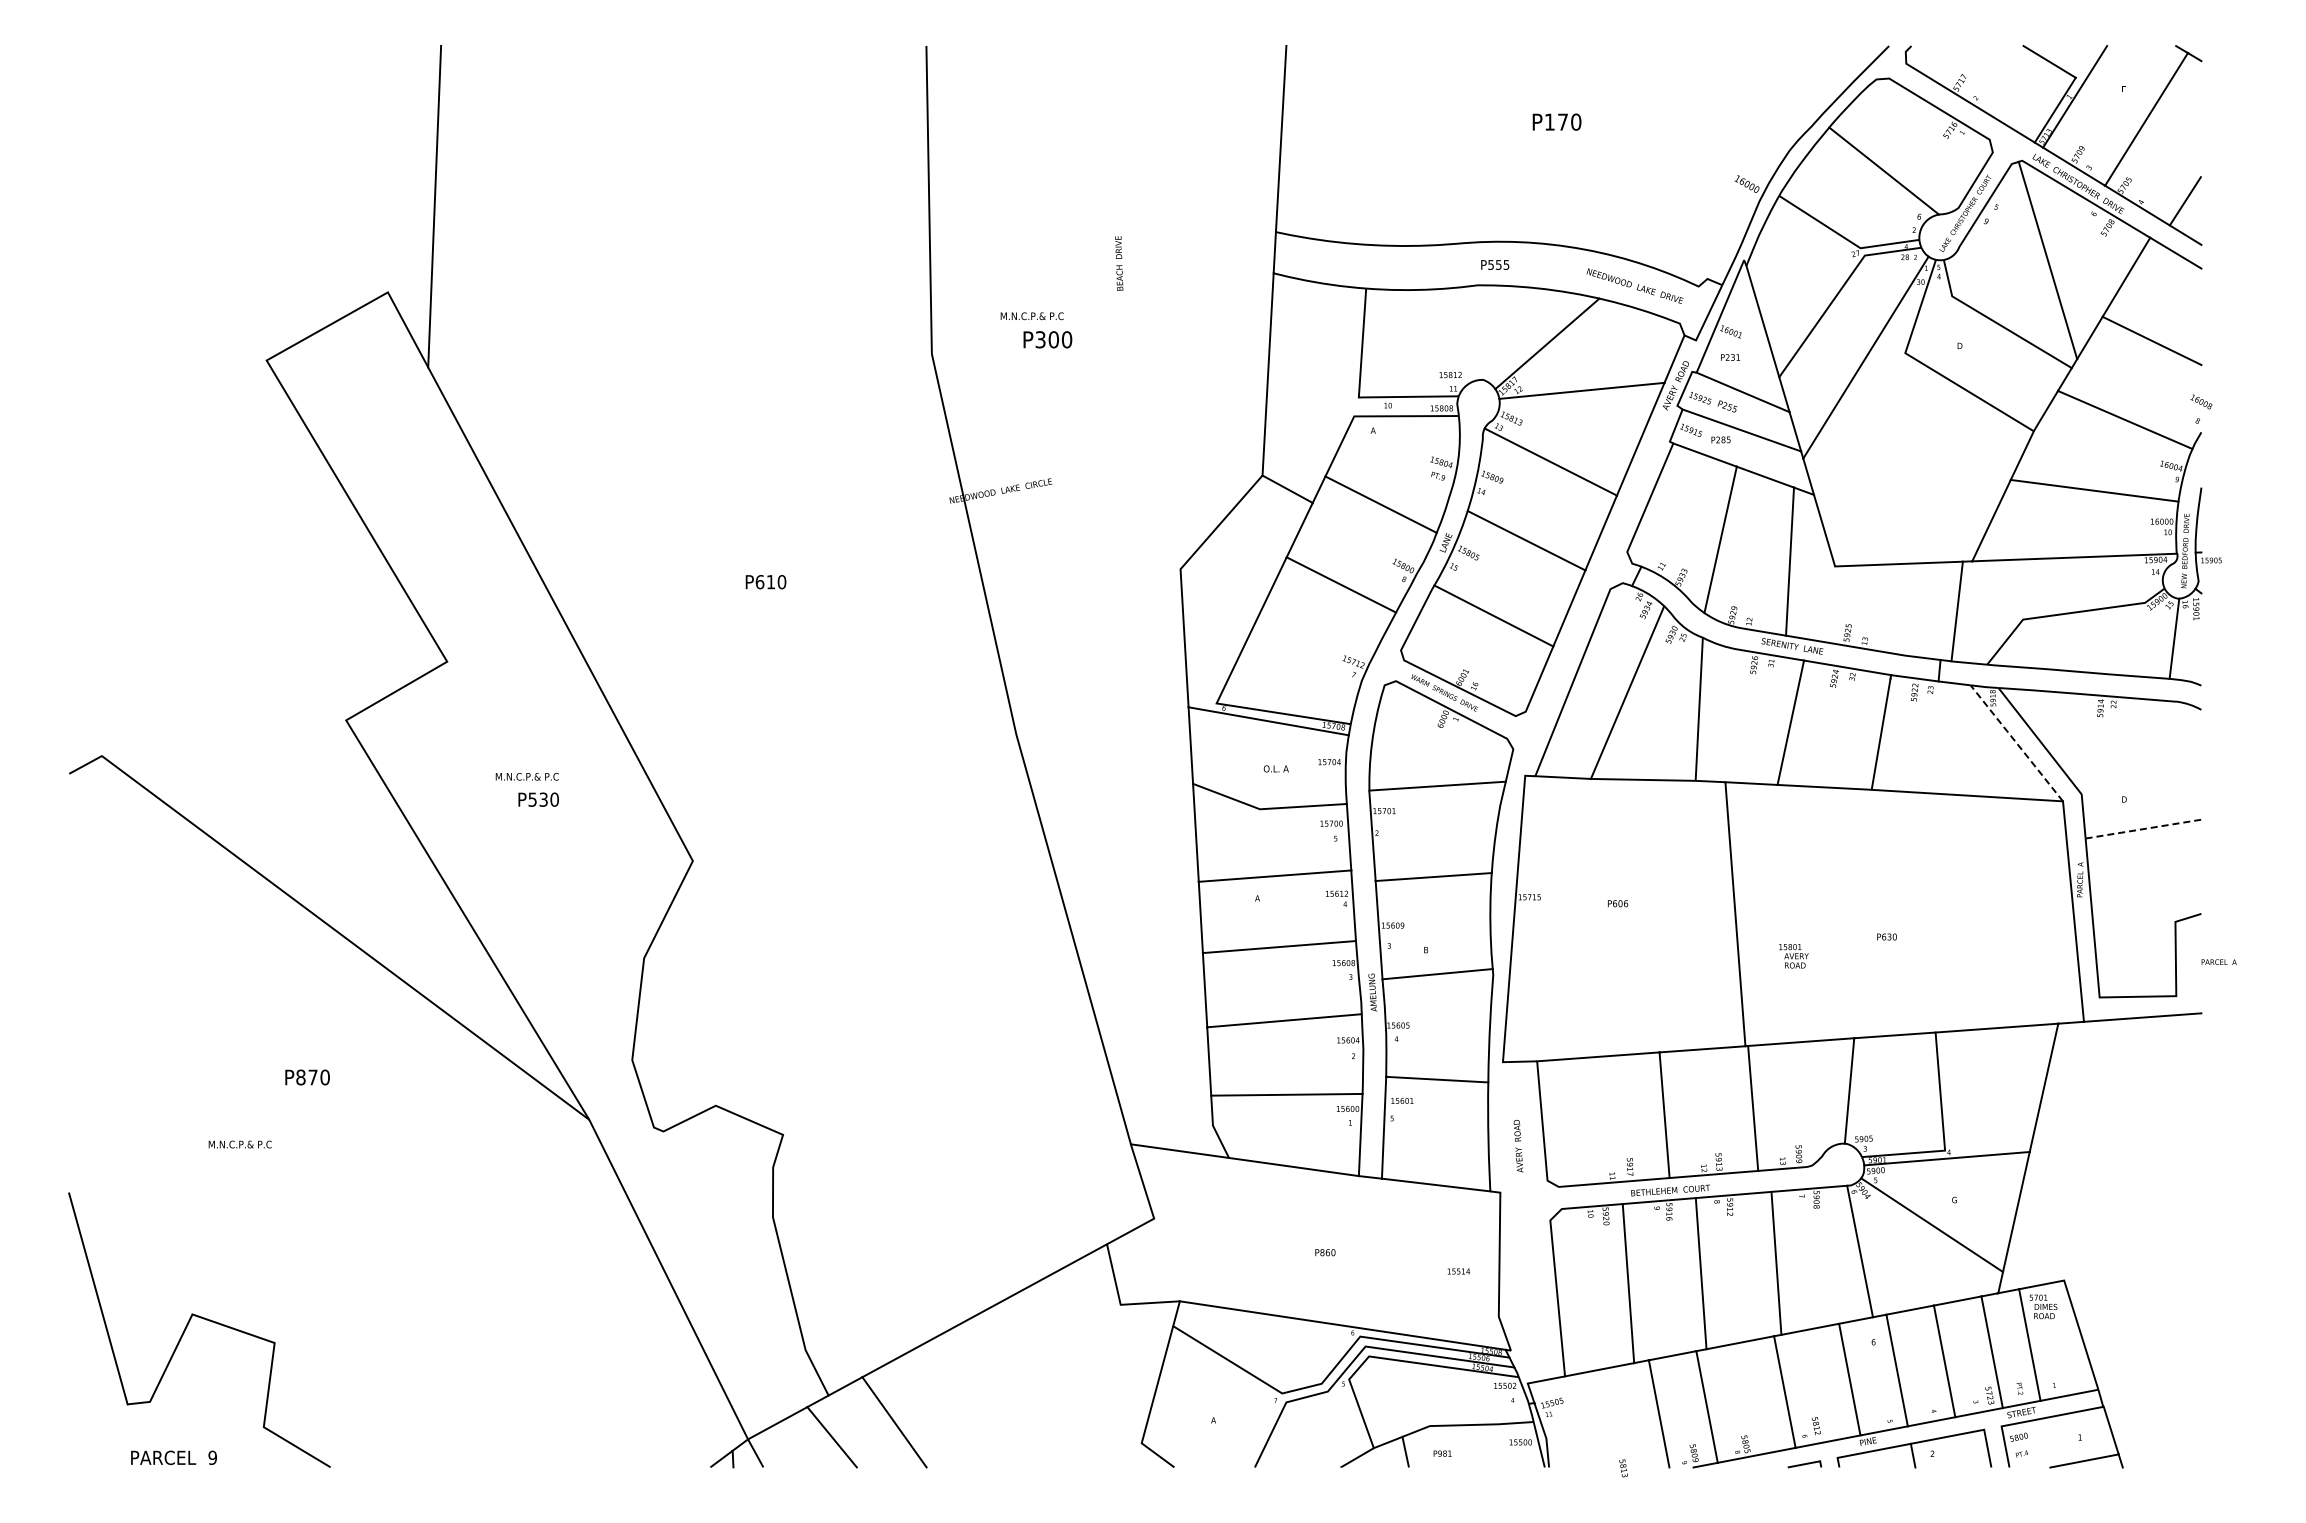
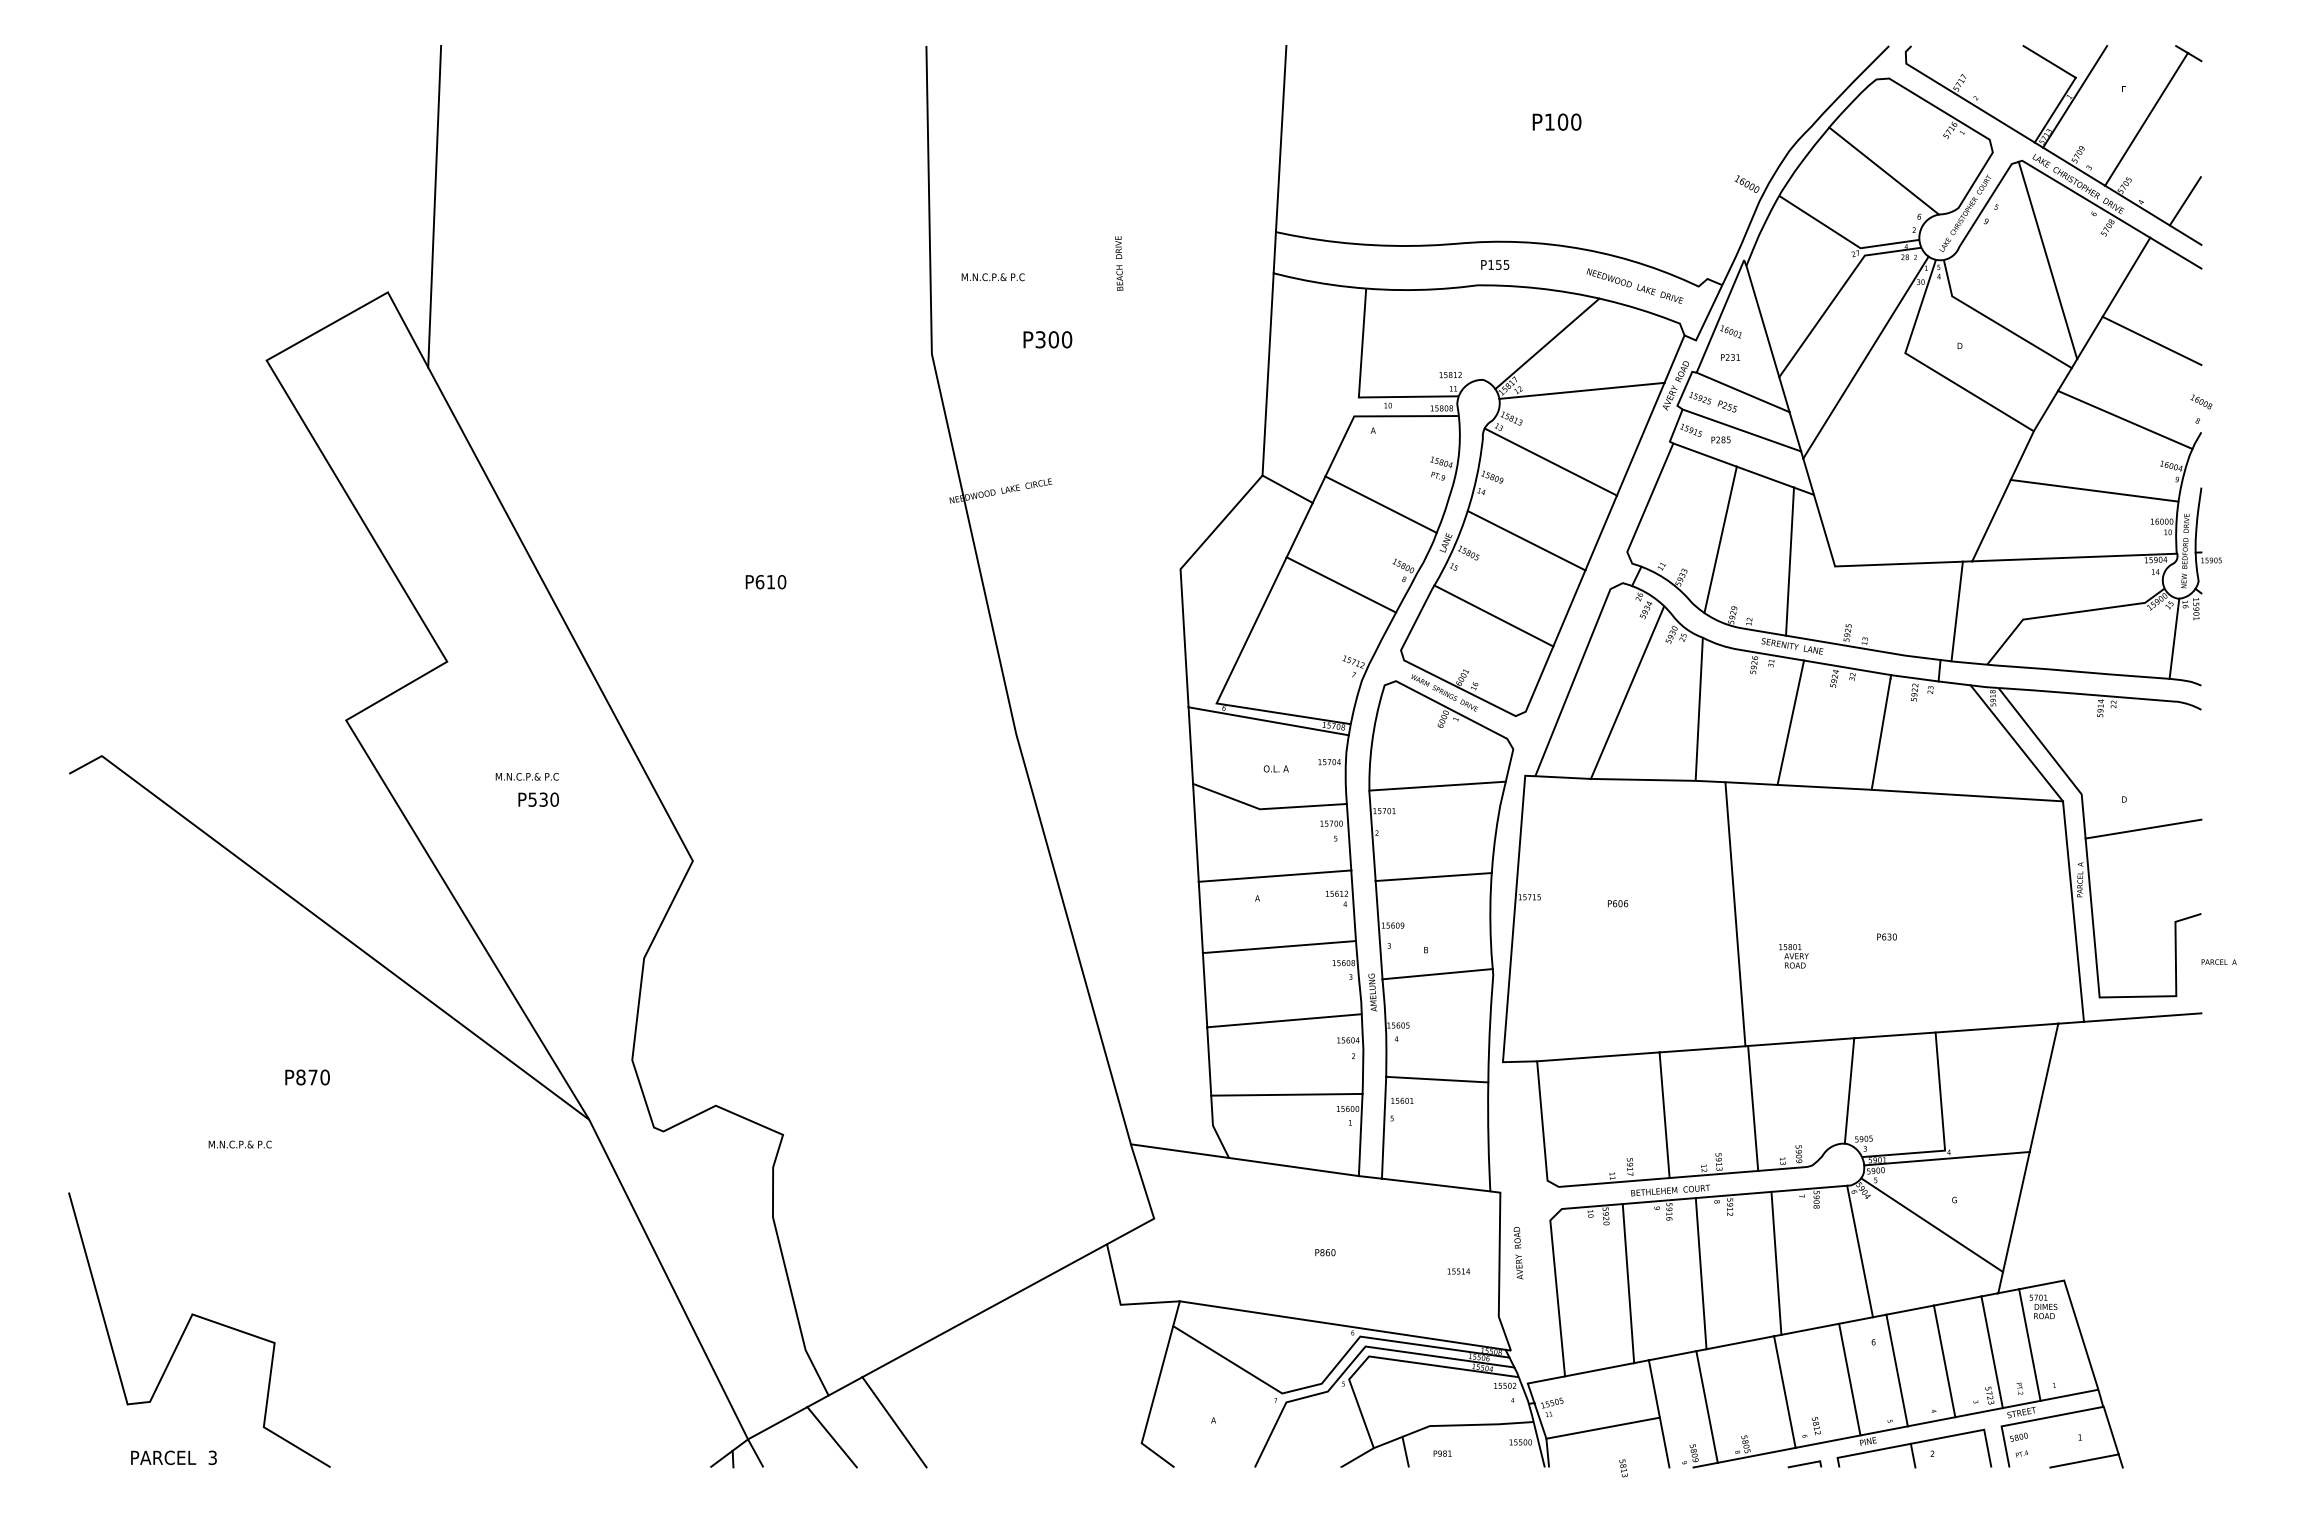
text: P170 -> P100 (1562, 121)
text: P555 -> P155 (1490, 264)
text position: (1031, 316) -> (992, 277) (992, 277)
line: dashed -> solid (2016, 742)
line: dashed -> solid (2143, 829)
text position: (1518, 1146) -> (1518, 1253) (1518, 1253)
line: none -> present (1602, 1427)
text: 9 -> 3 (212, 1457)
